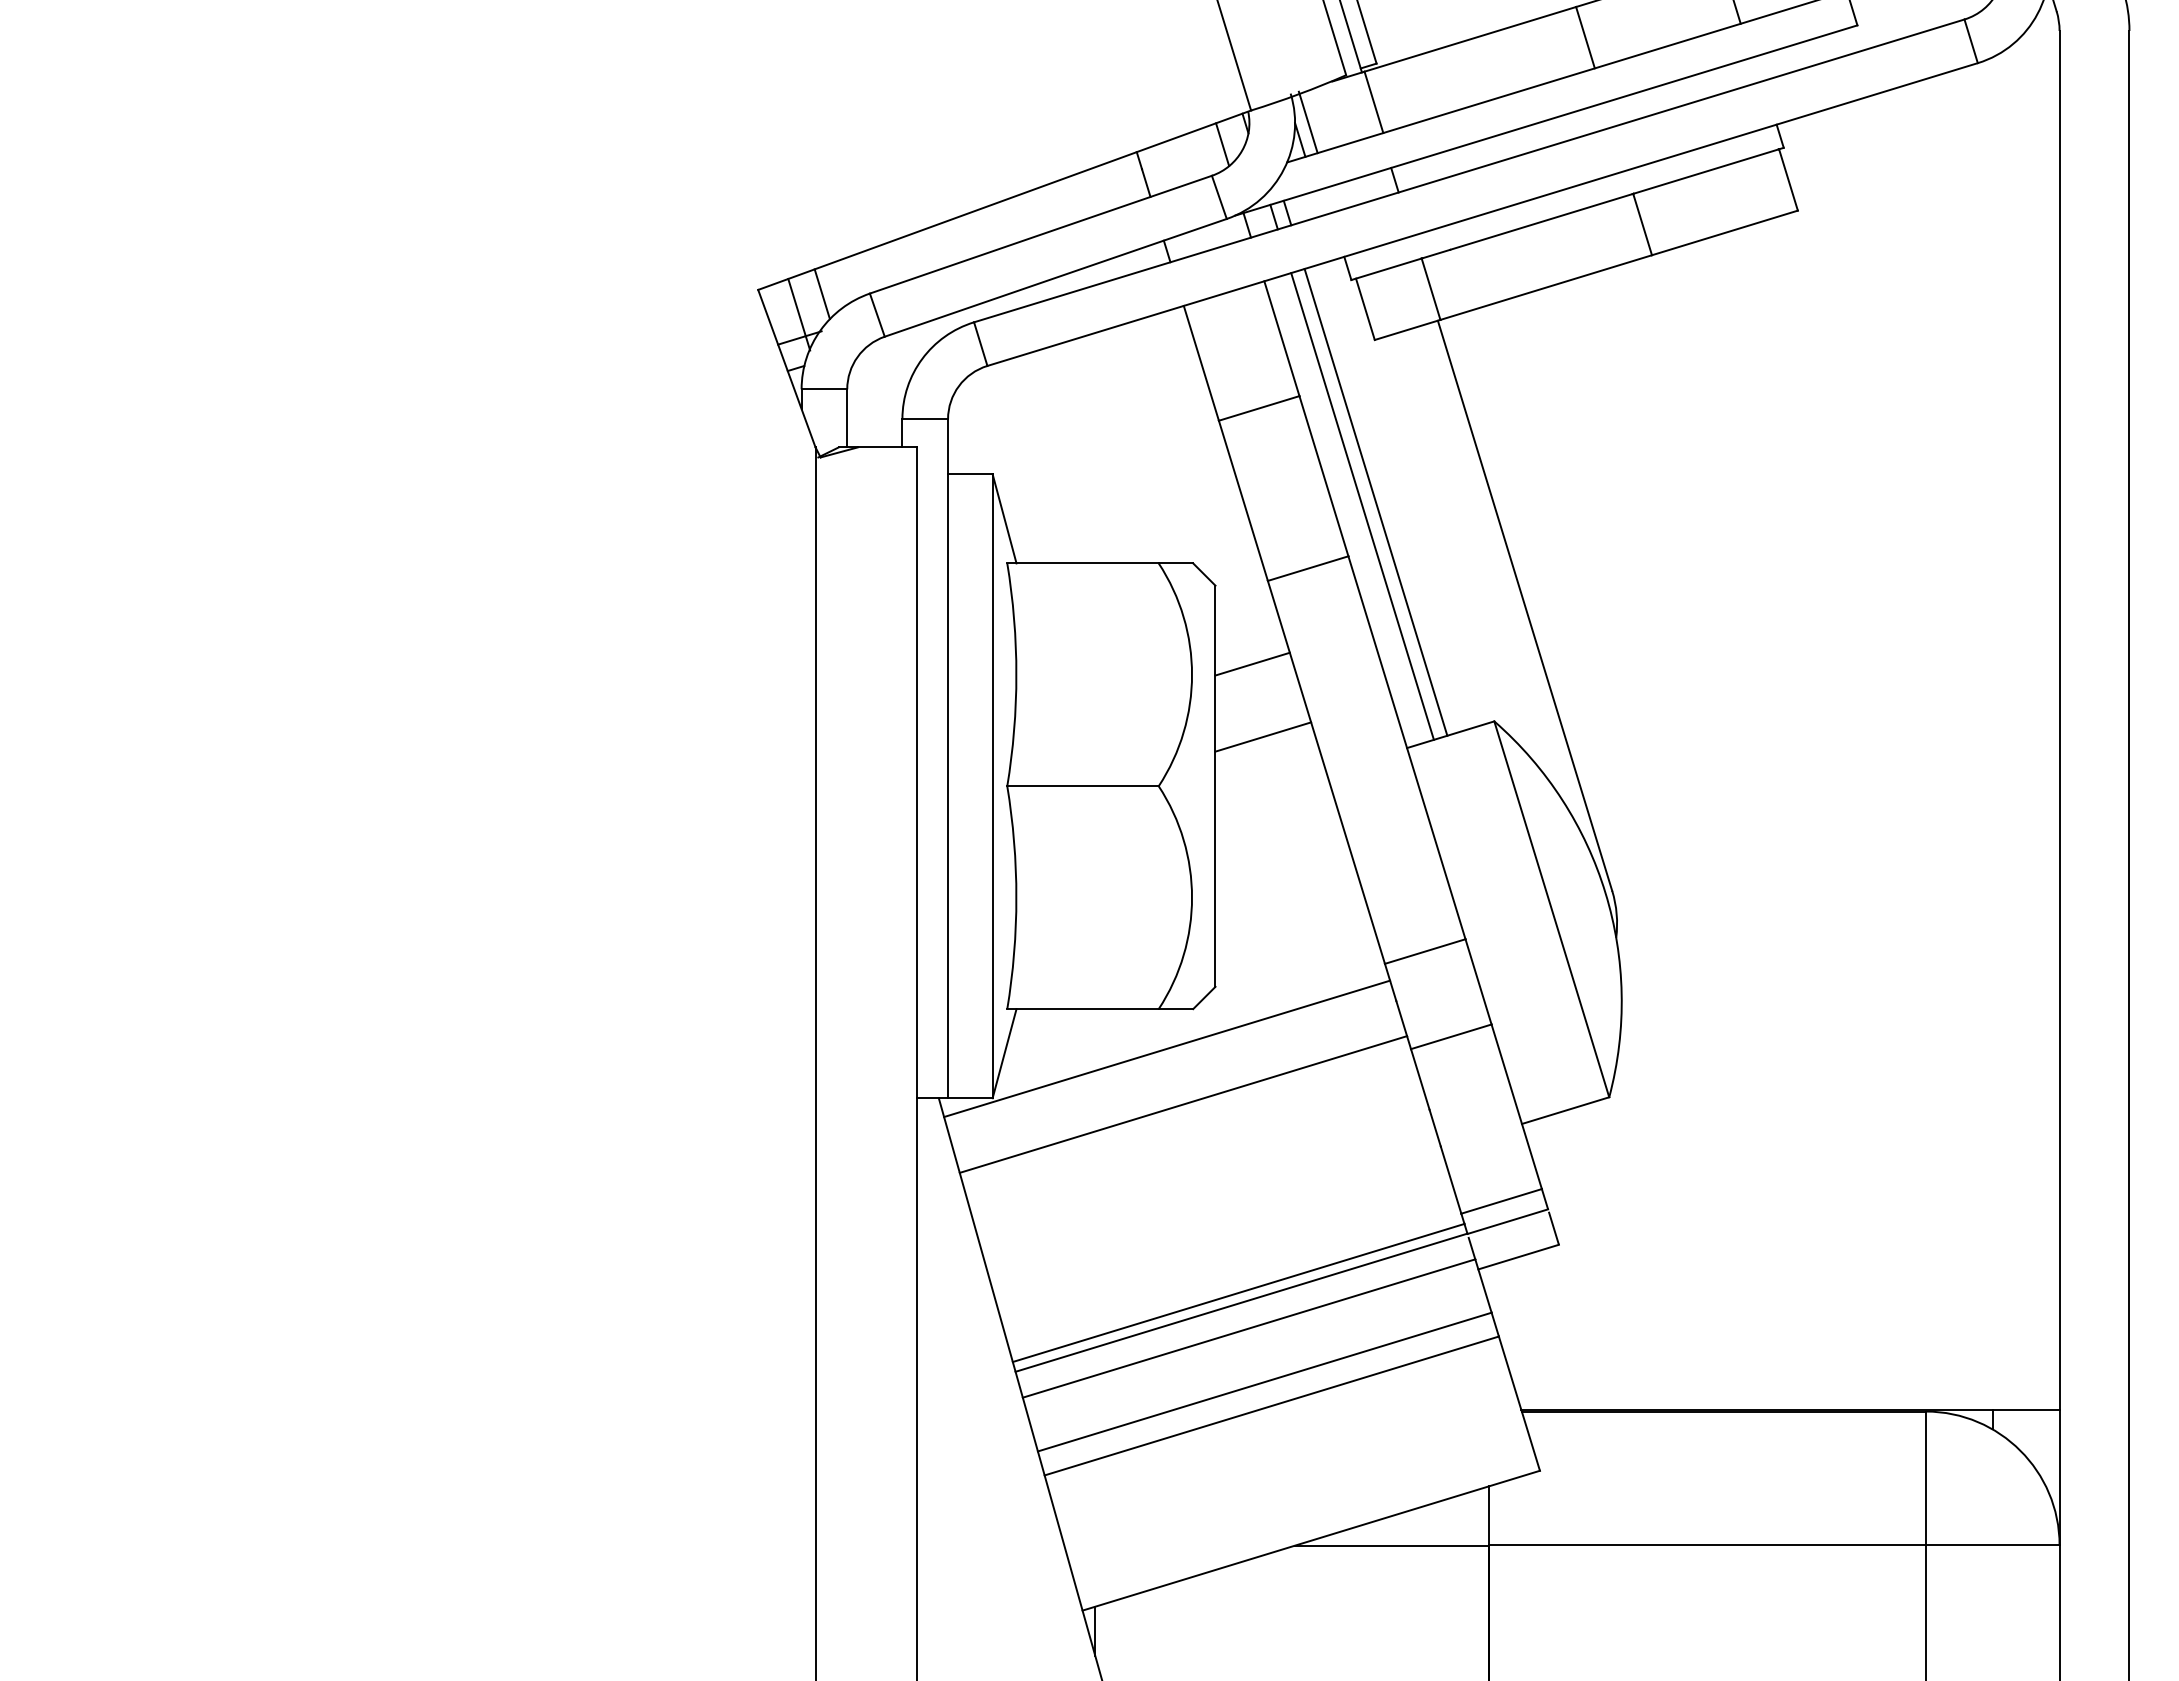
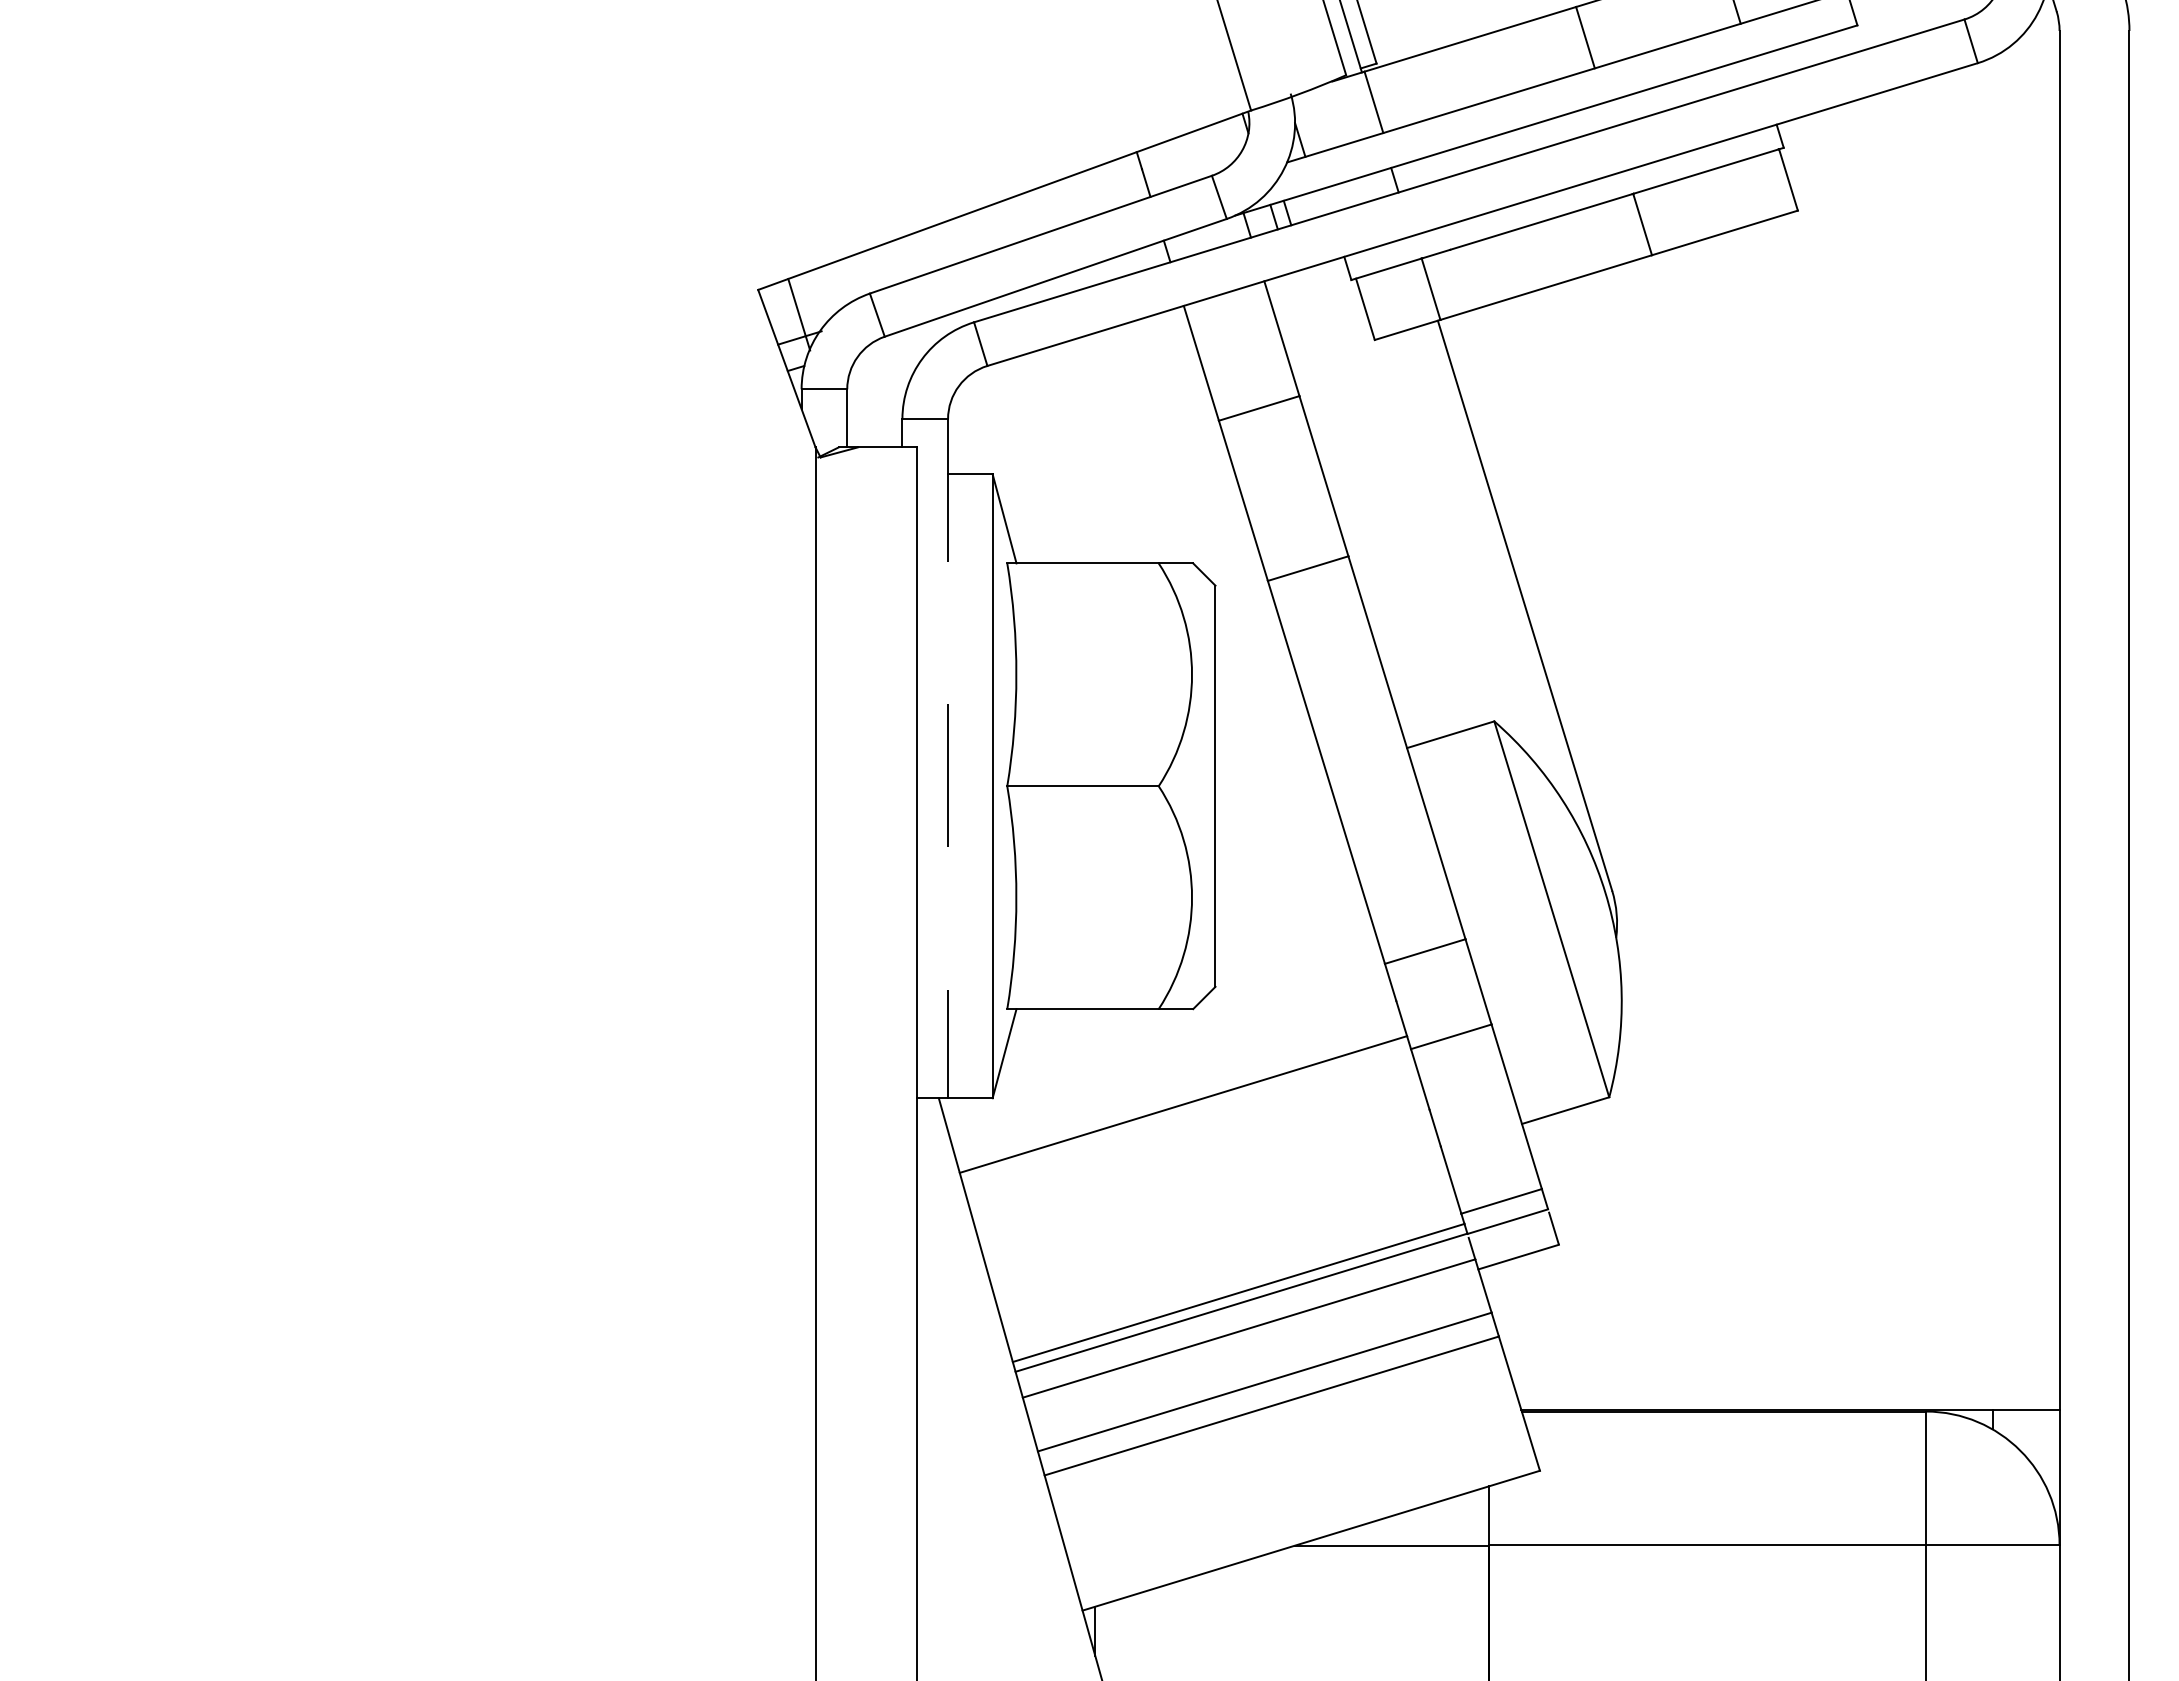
line: present -> none (1307, 122)
line: present -> none (1222, 144)
line: present -> none (821, 294)
line: present -> none (1375, 501)
line: present -> none (1362, 506)
line: present -> none (1252, 663)
line: present -> none (1263, 736)
line: solid -> dashed (948, 758)
line: present -> none (1167, 1048)
